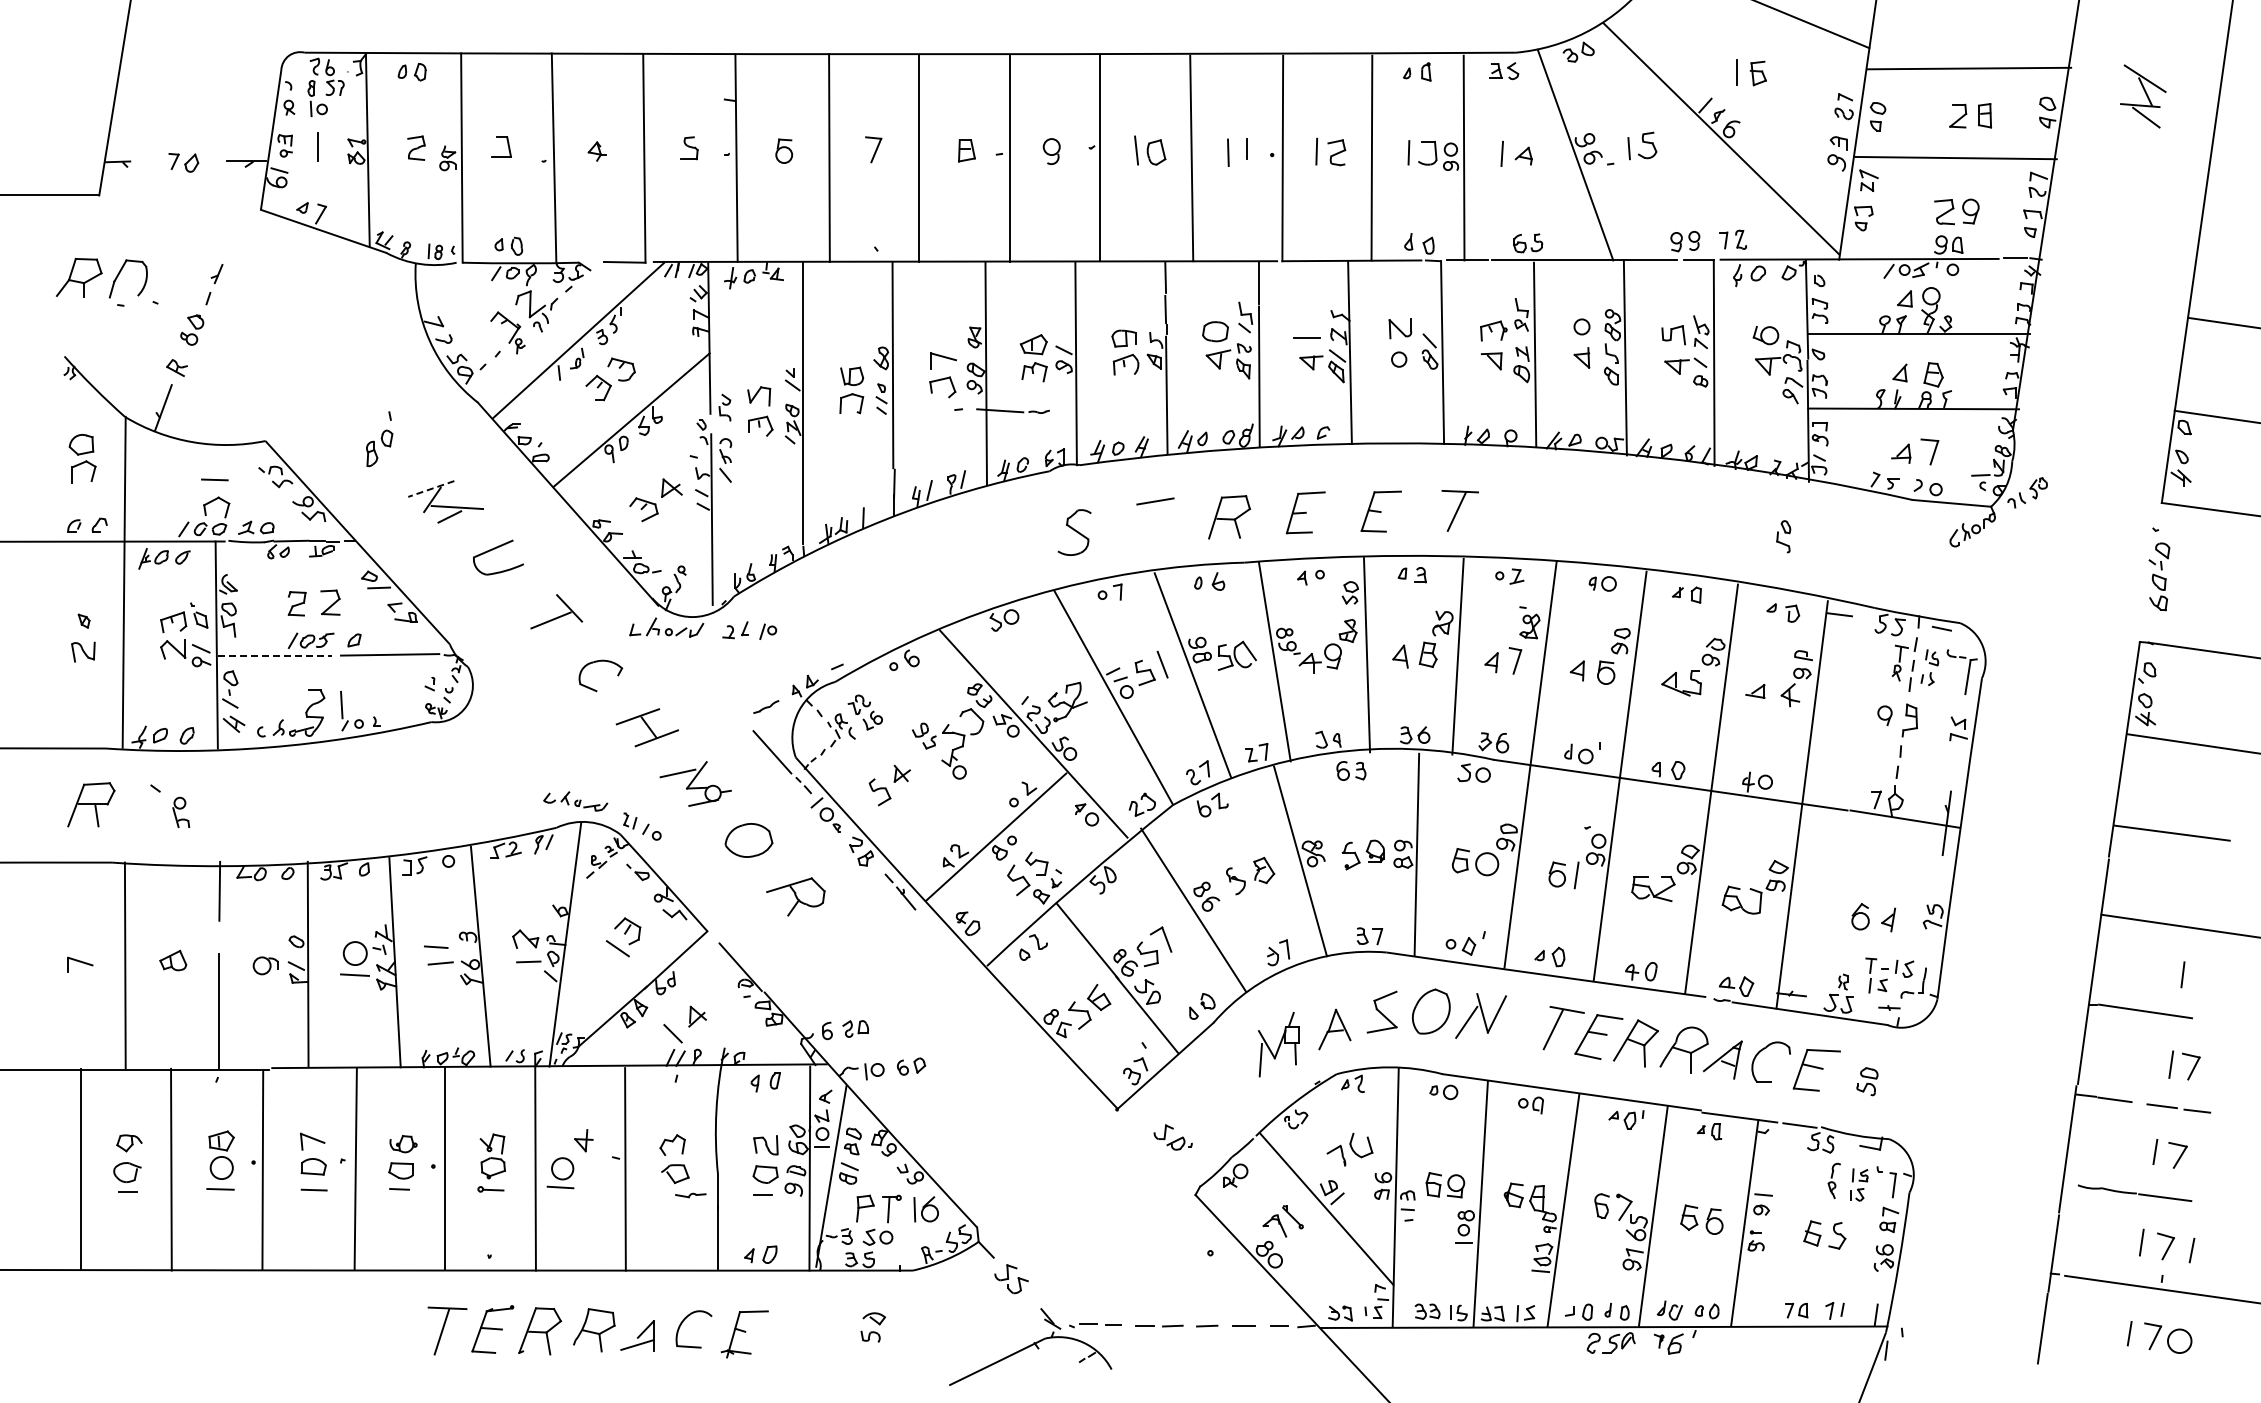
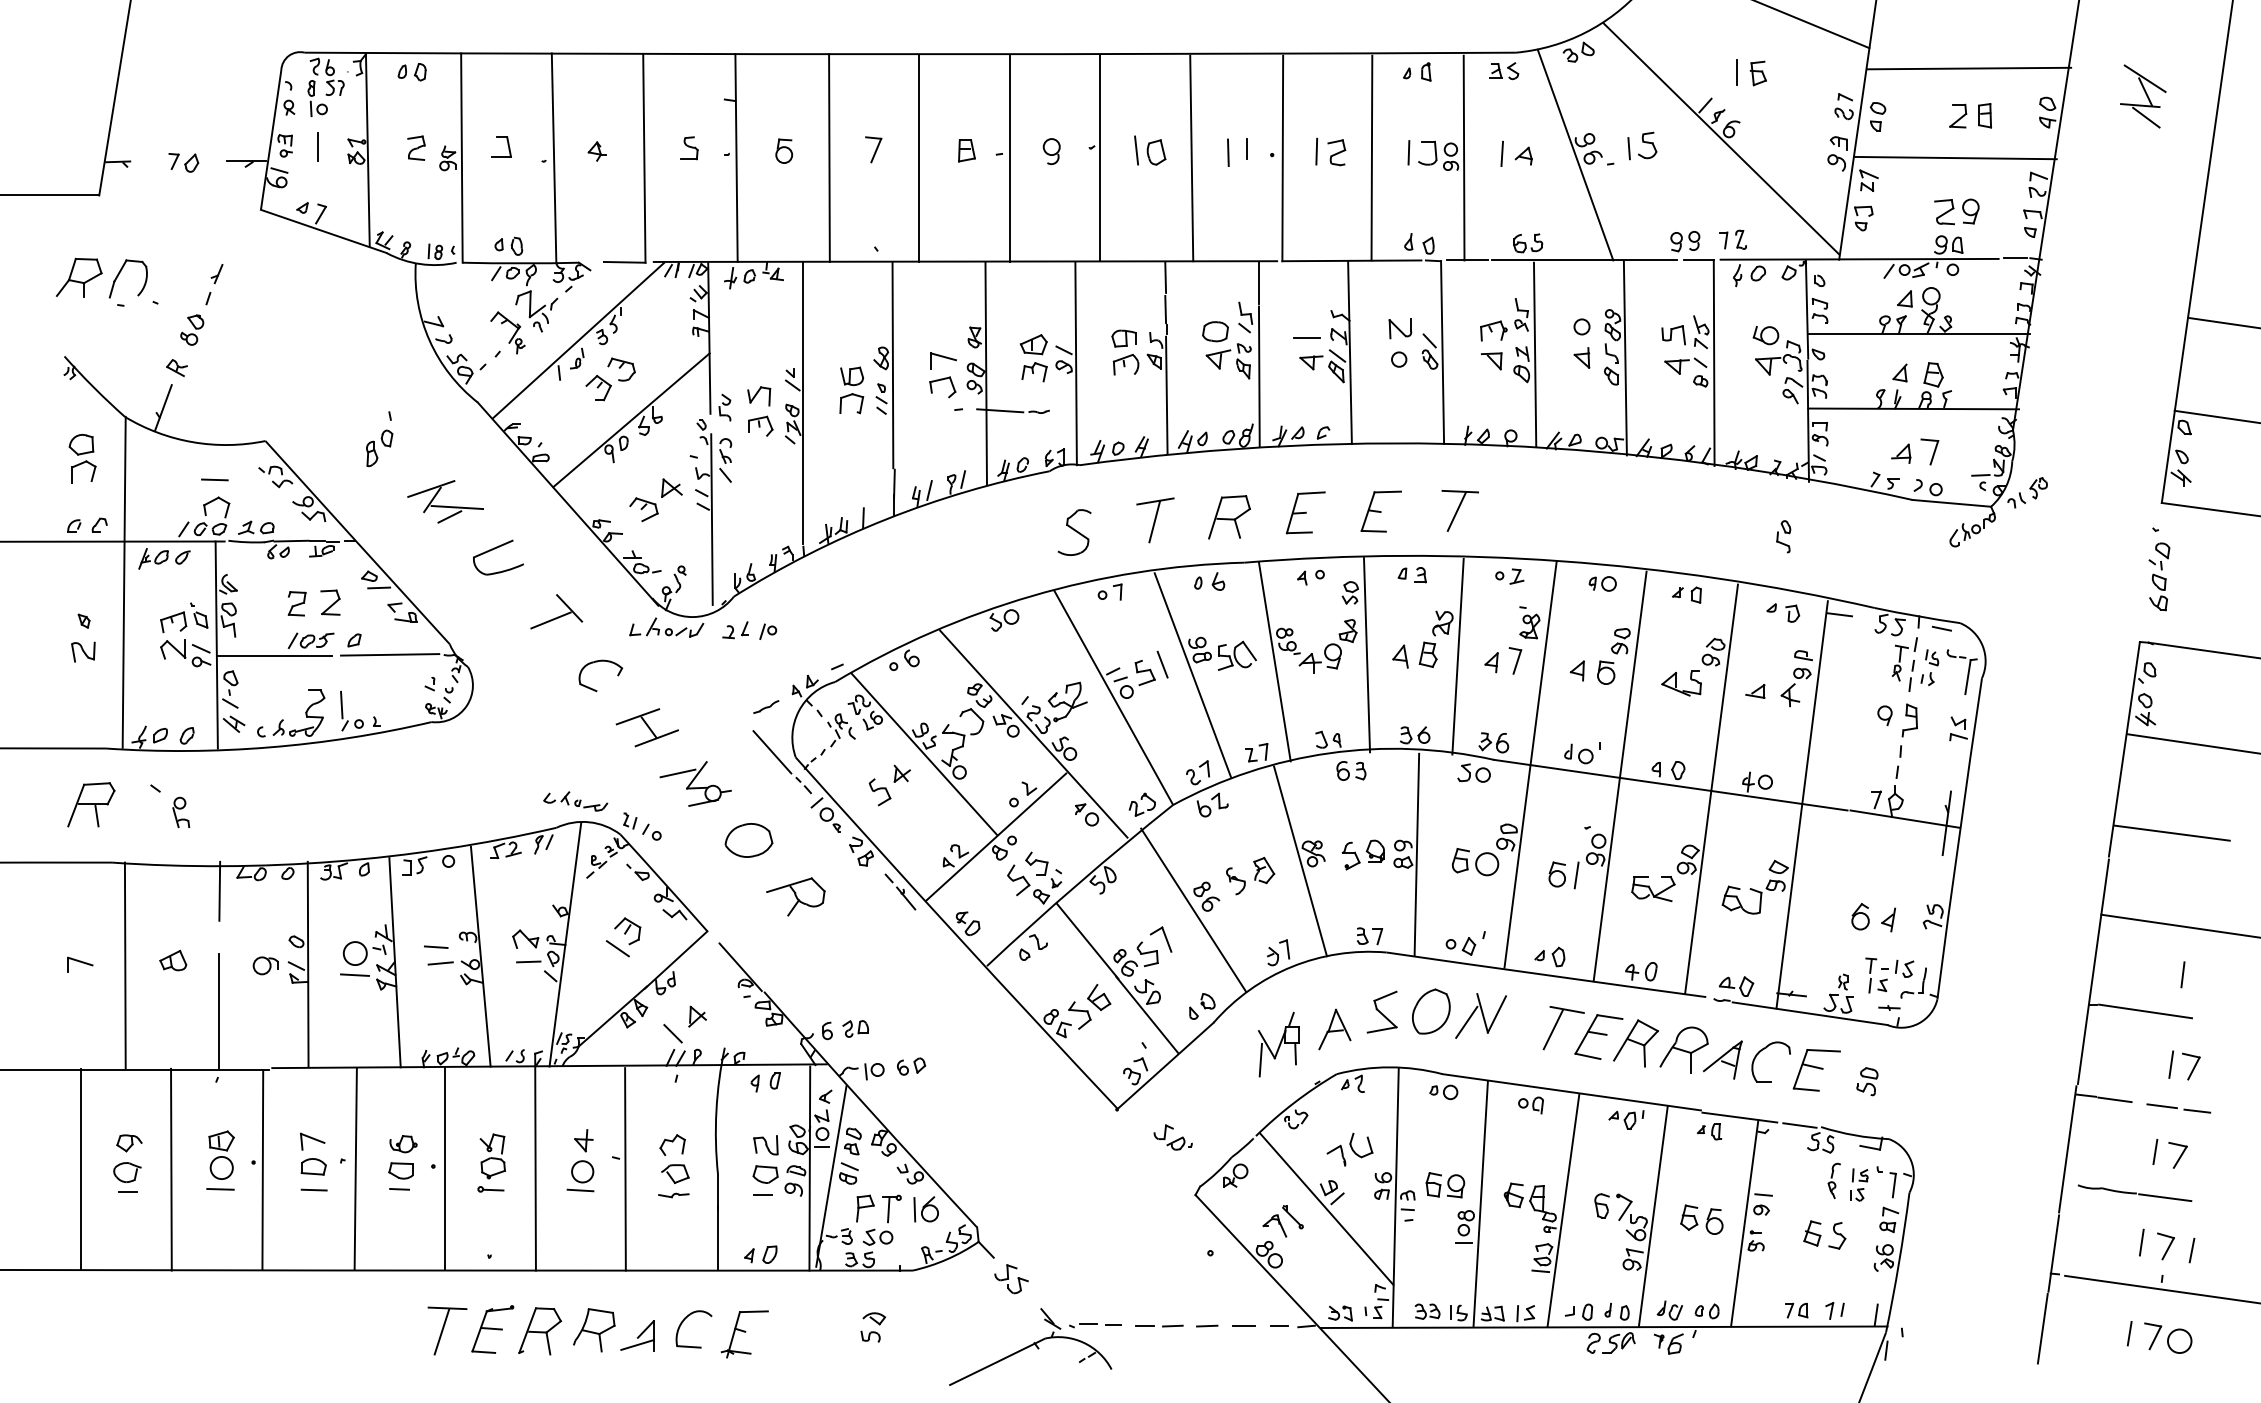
line: dashed -> solid (430, 489)
line: none -> present (1154, 521)
line: dashed -> solid (275, 655)
line: none -> present (923, 753)
part position: (560, 1173) -> (580, 1176) (580, 1176)
part position: (690, 1195) -> (673, 1195) (673, 1195)
